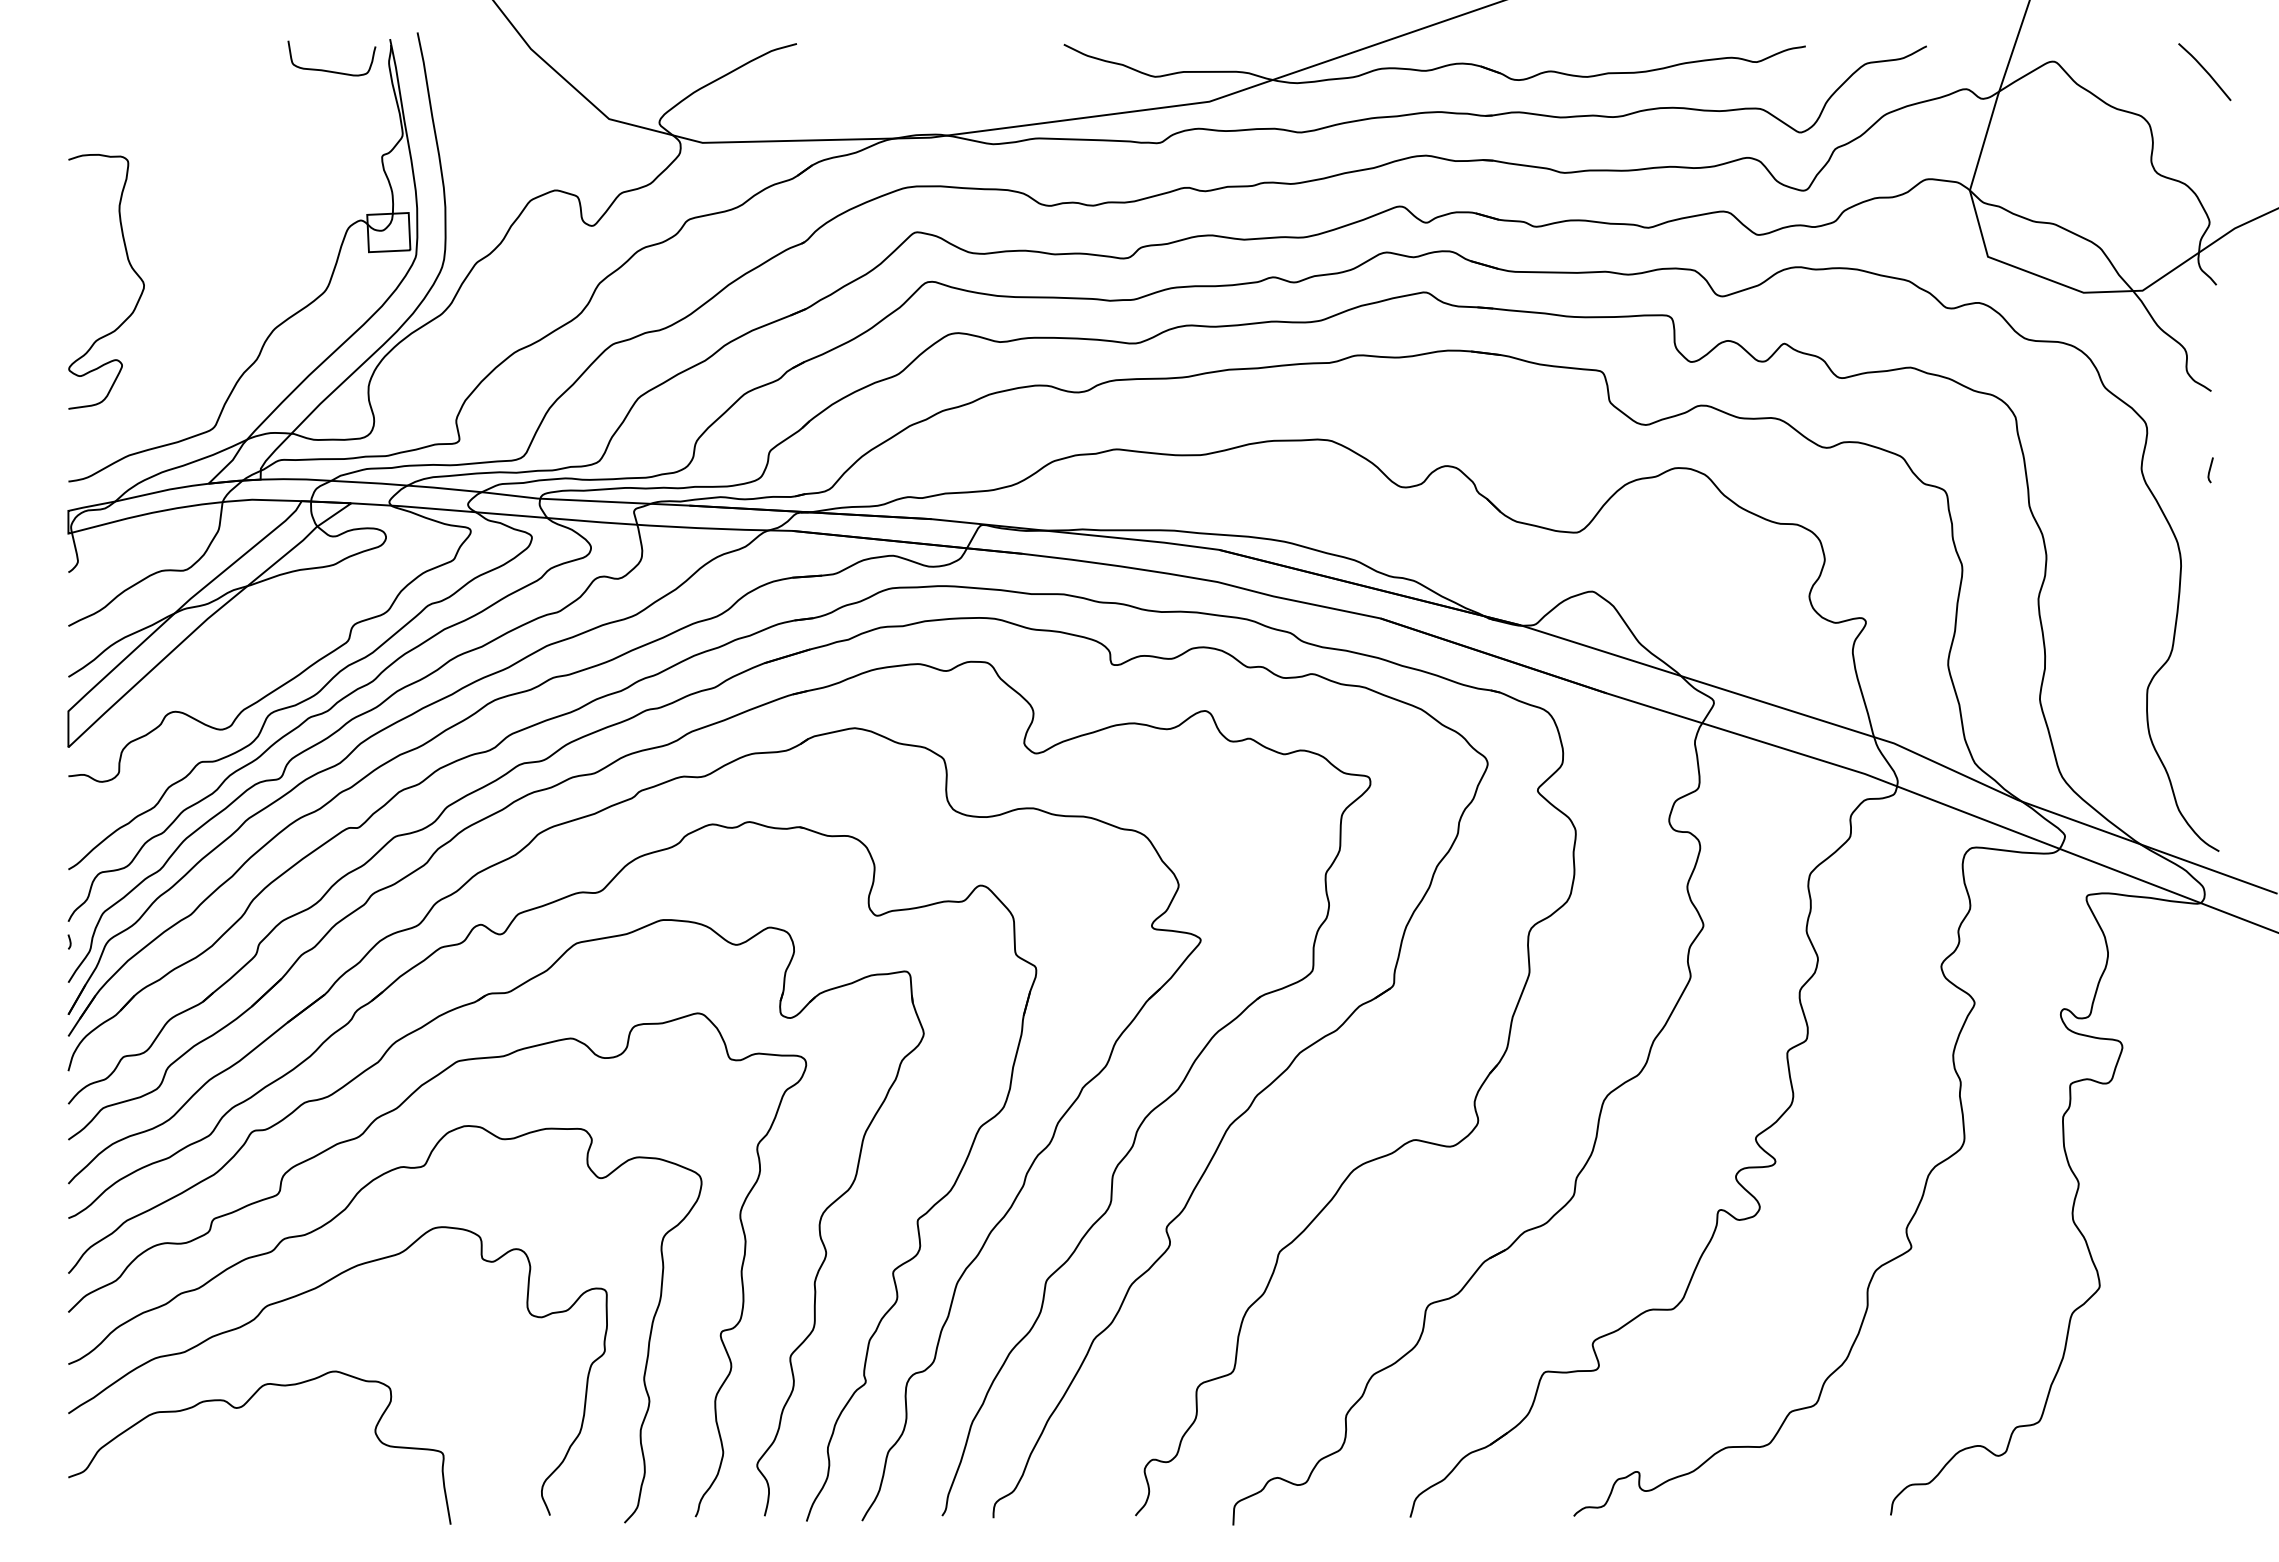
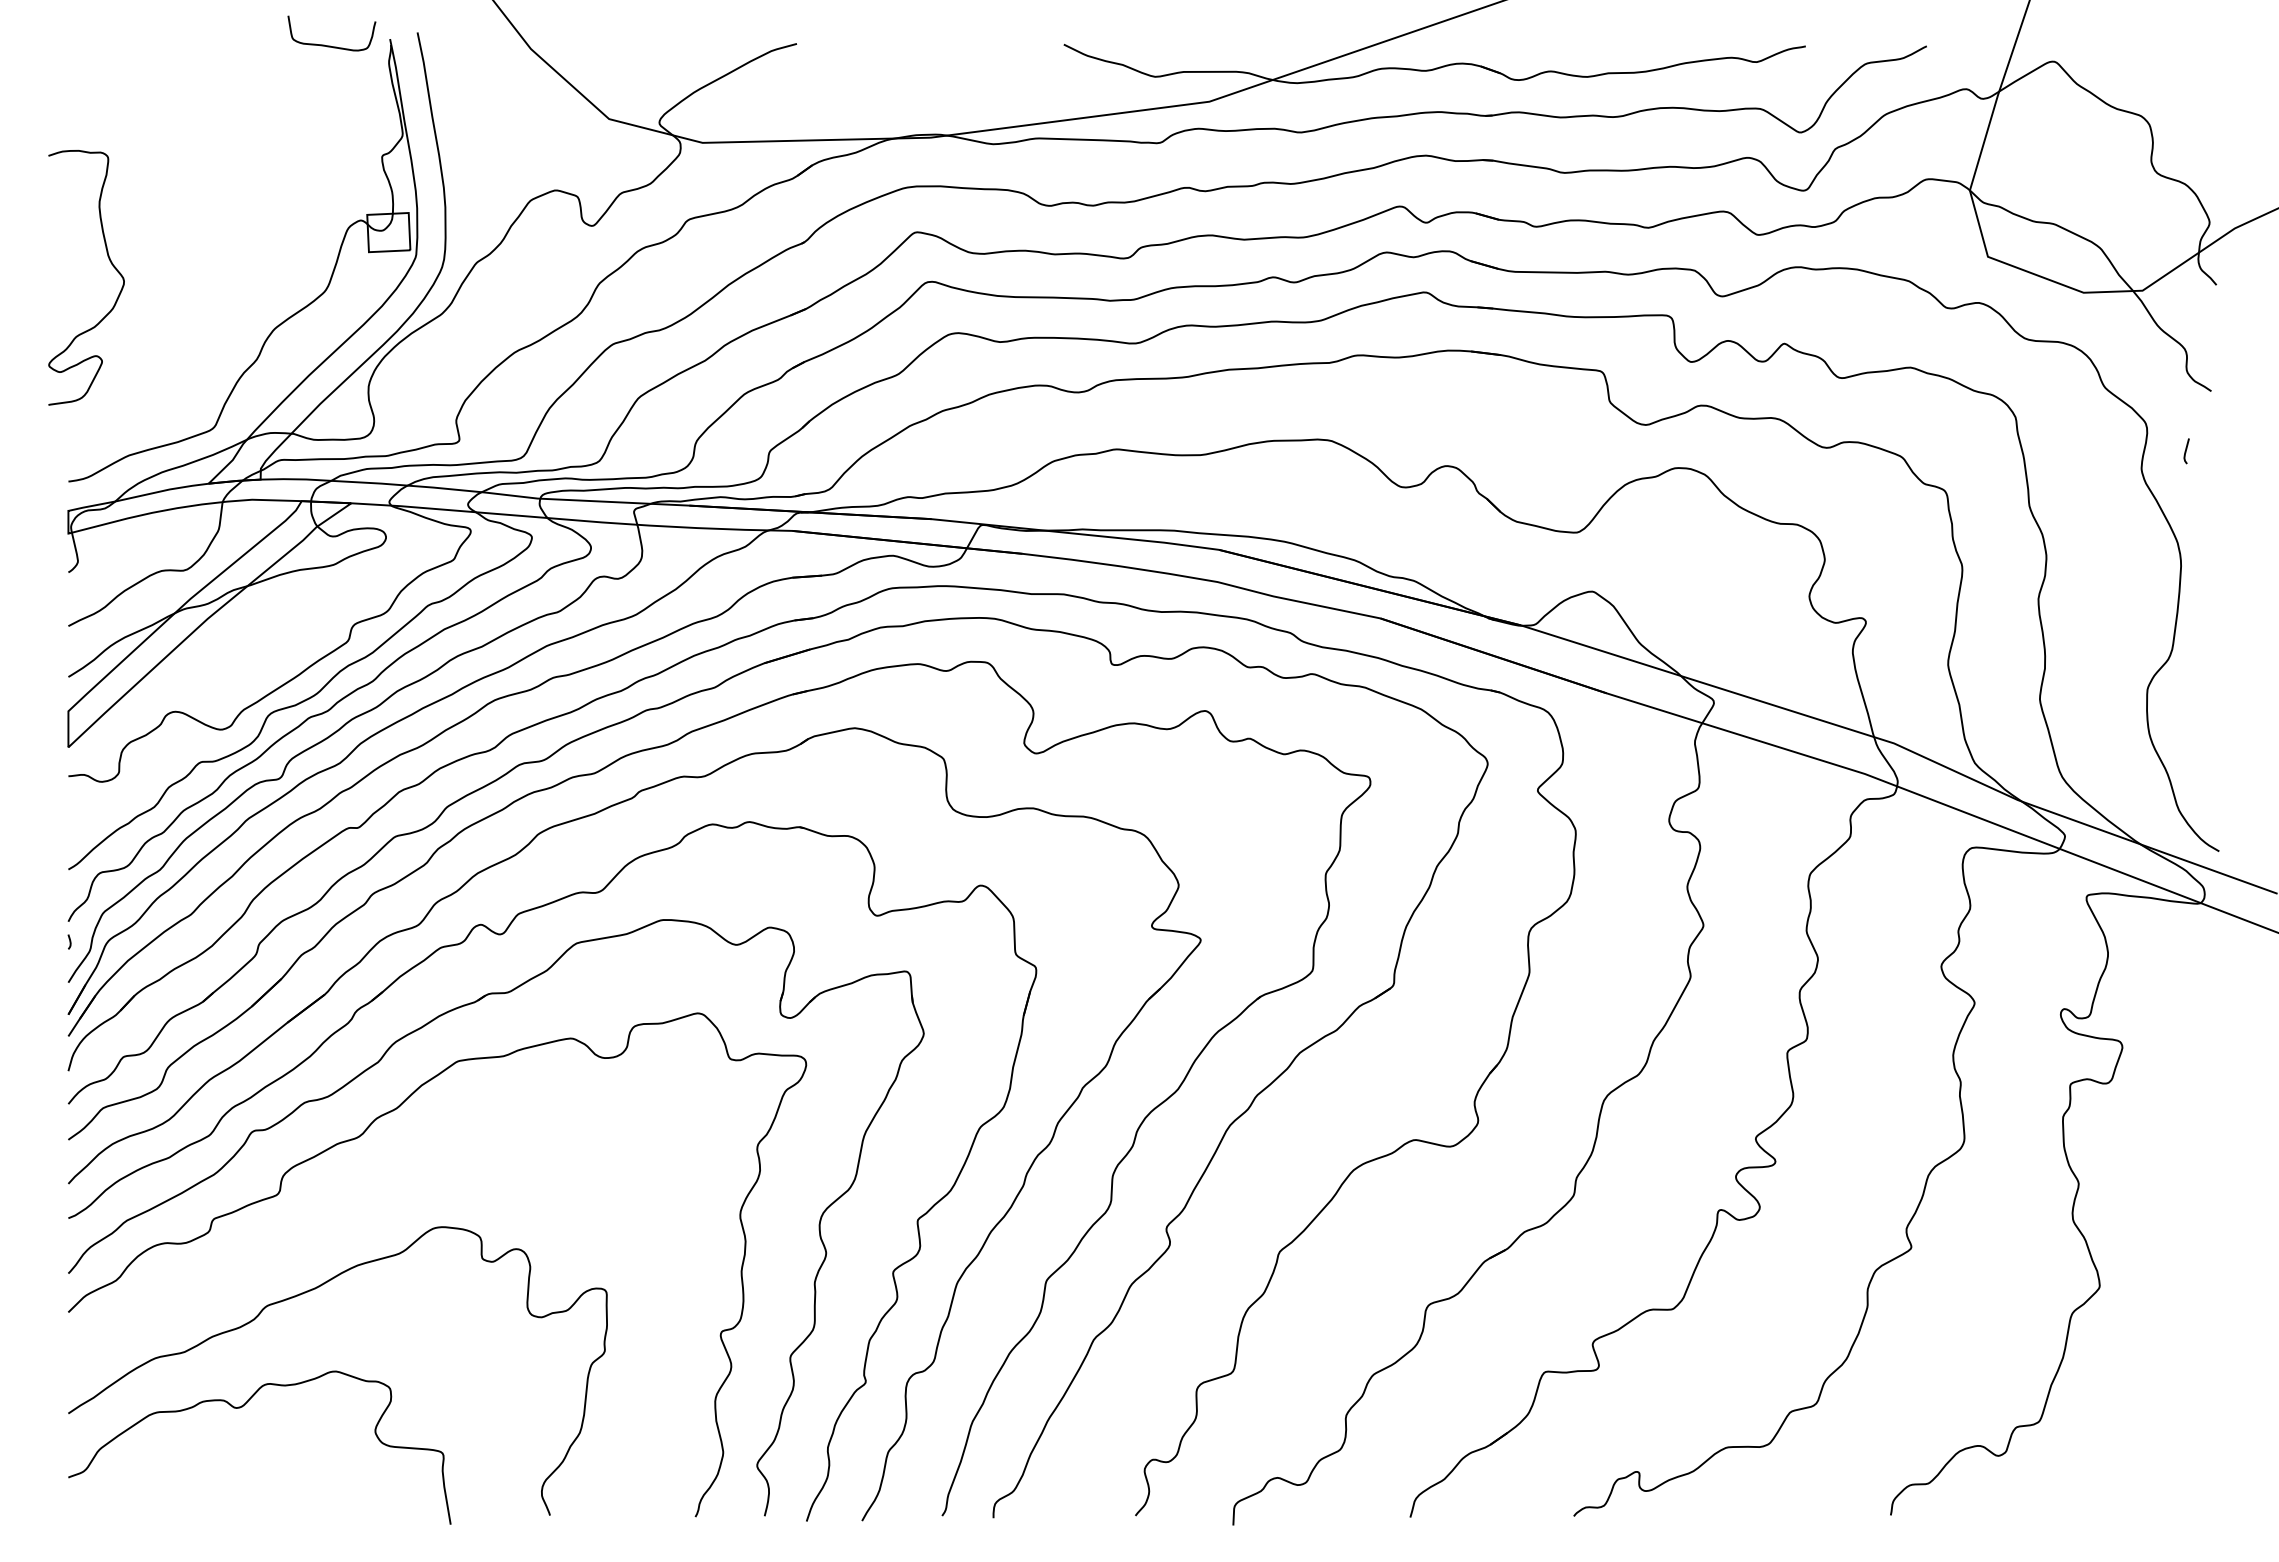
curve position: (330, 70) -> (330, 45) (330, 45)
line: present -> none (2205, 71)
curve position: (129, 265) -> (109, 261) (109, 261)
line position: (2210, 470) -> (2186, 451) (2186, 451)
curve: present -> none (324, 1226)
